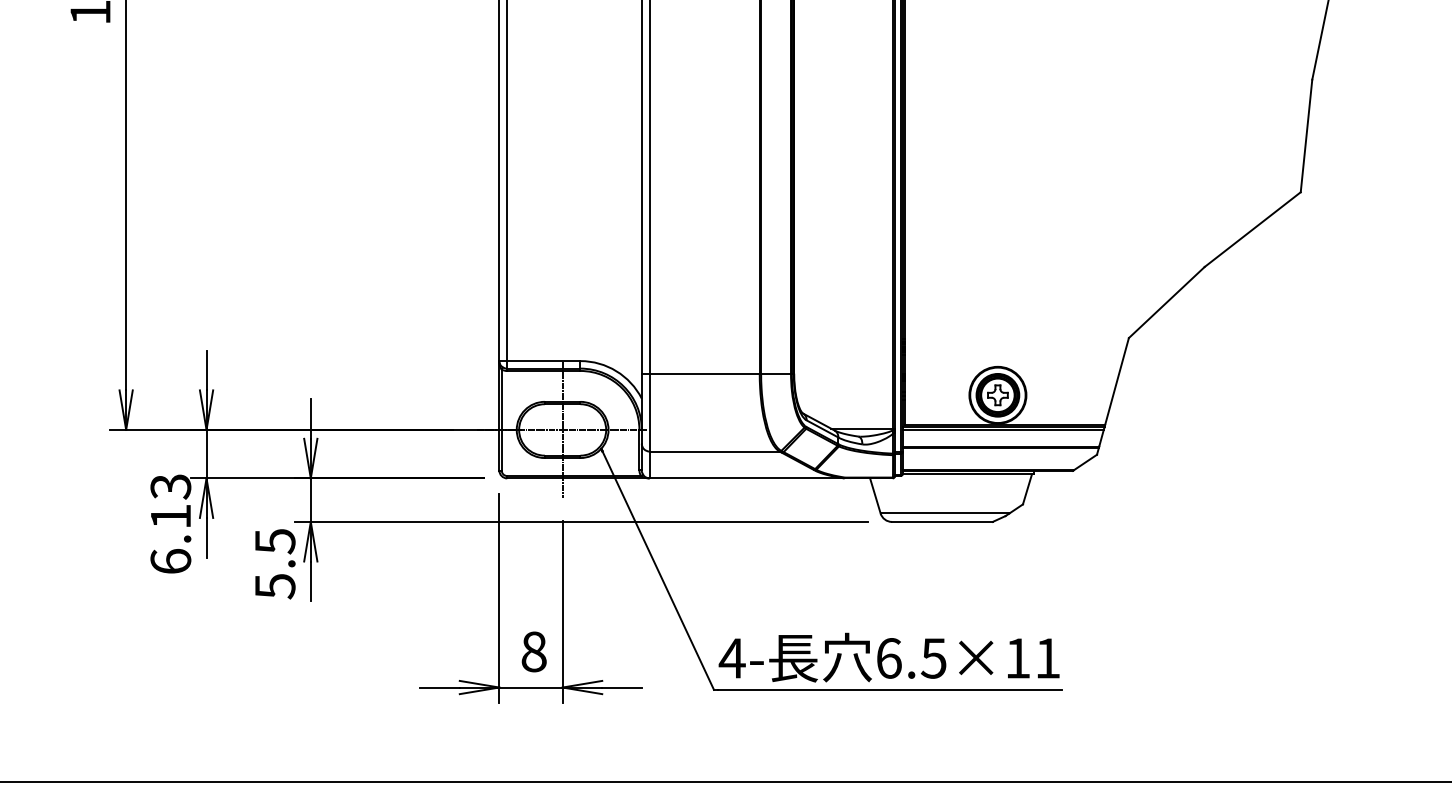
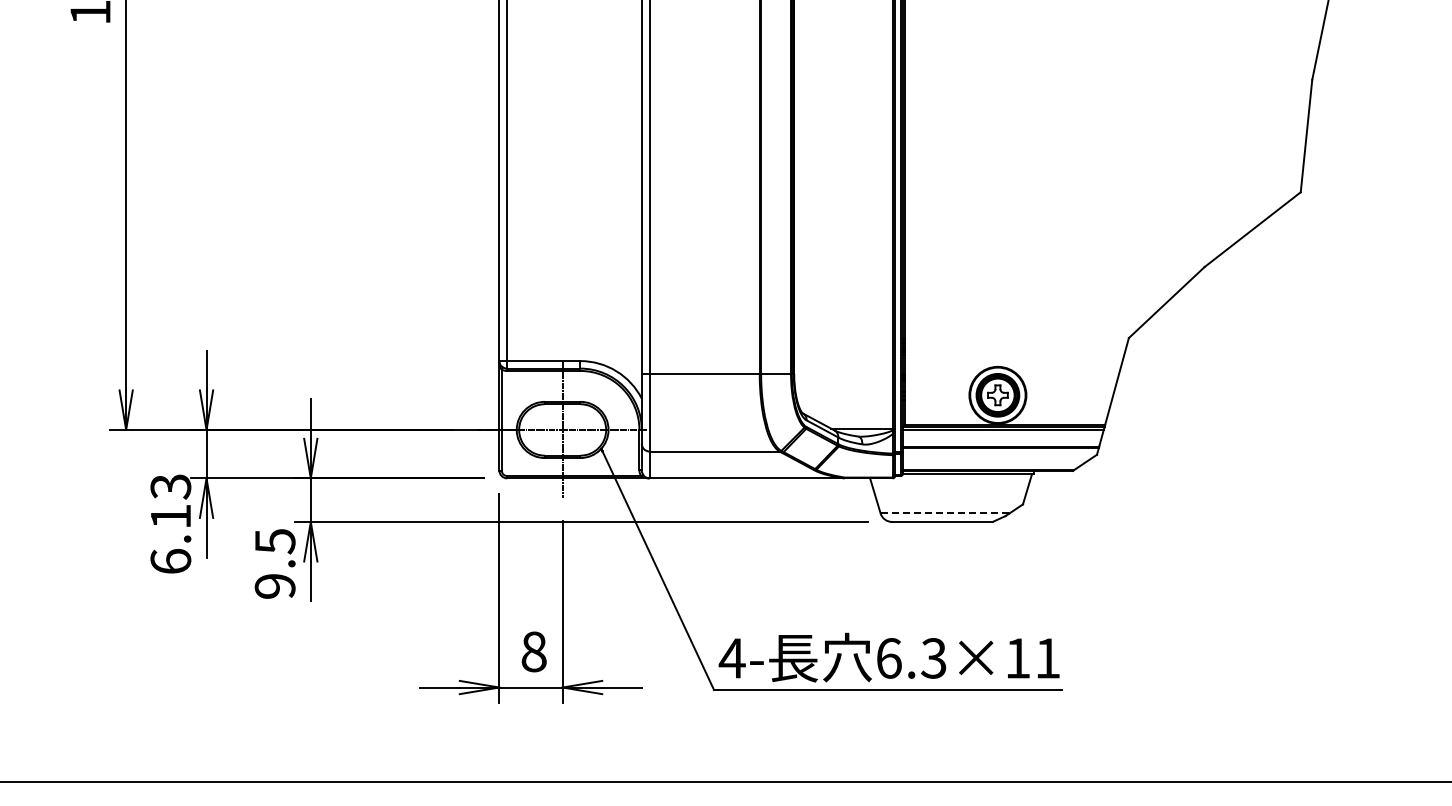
line: solid -> dashed (944, 513)
text: 5.5 -> 9.5 (274, 586)
text: 6.5×11 -> 6.3×11 (933, 658)
